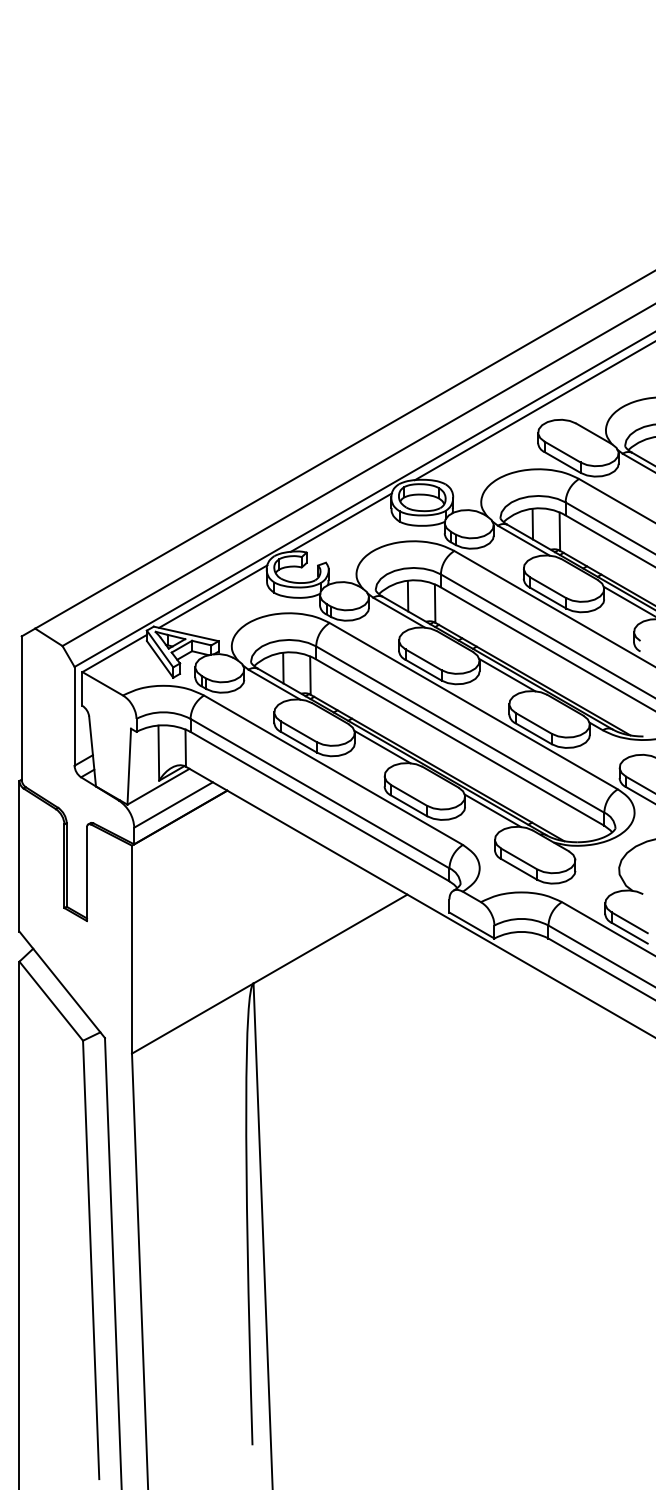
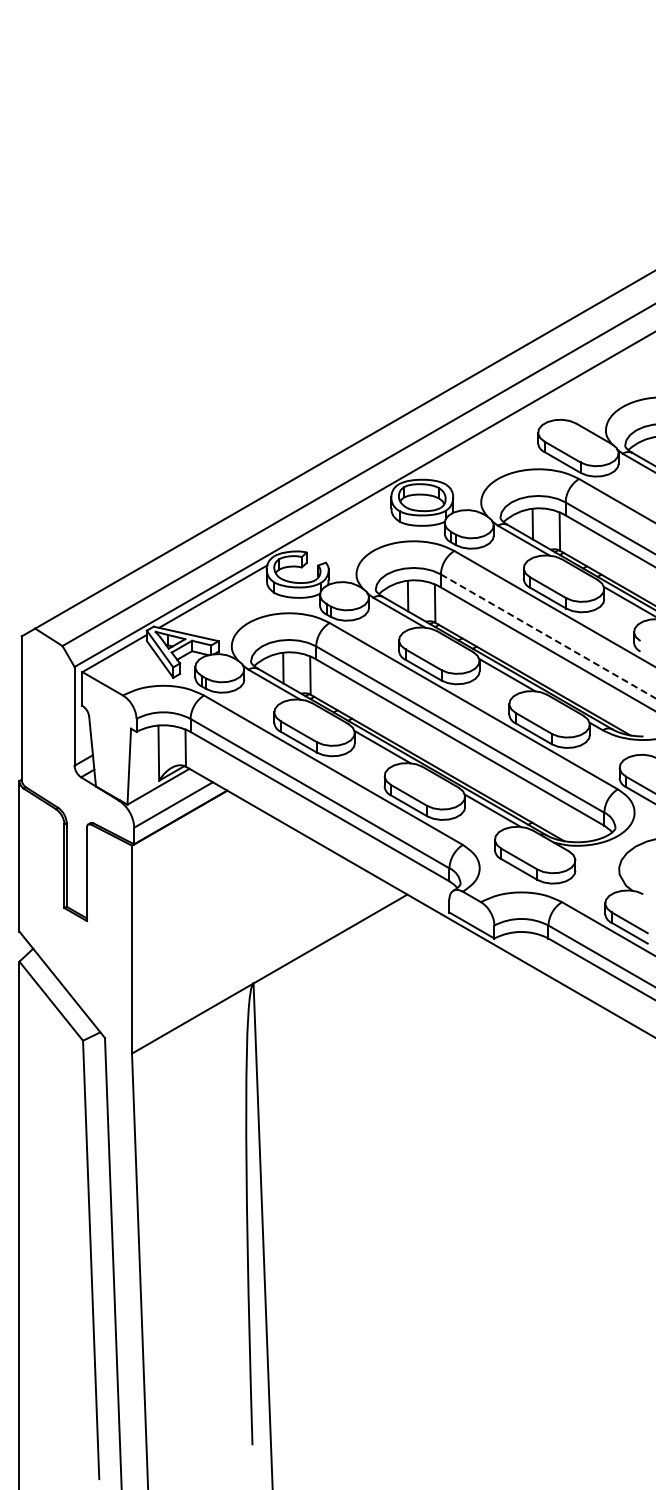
line: present -> none (533, 411)
line: present -> none (340, 522)
line: solid -> dashed (548, 636)
